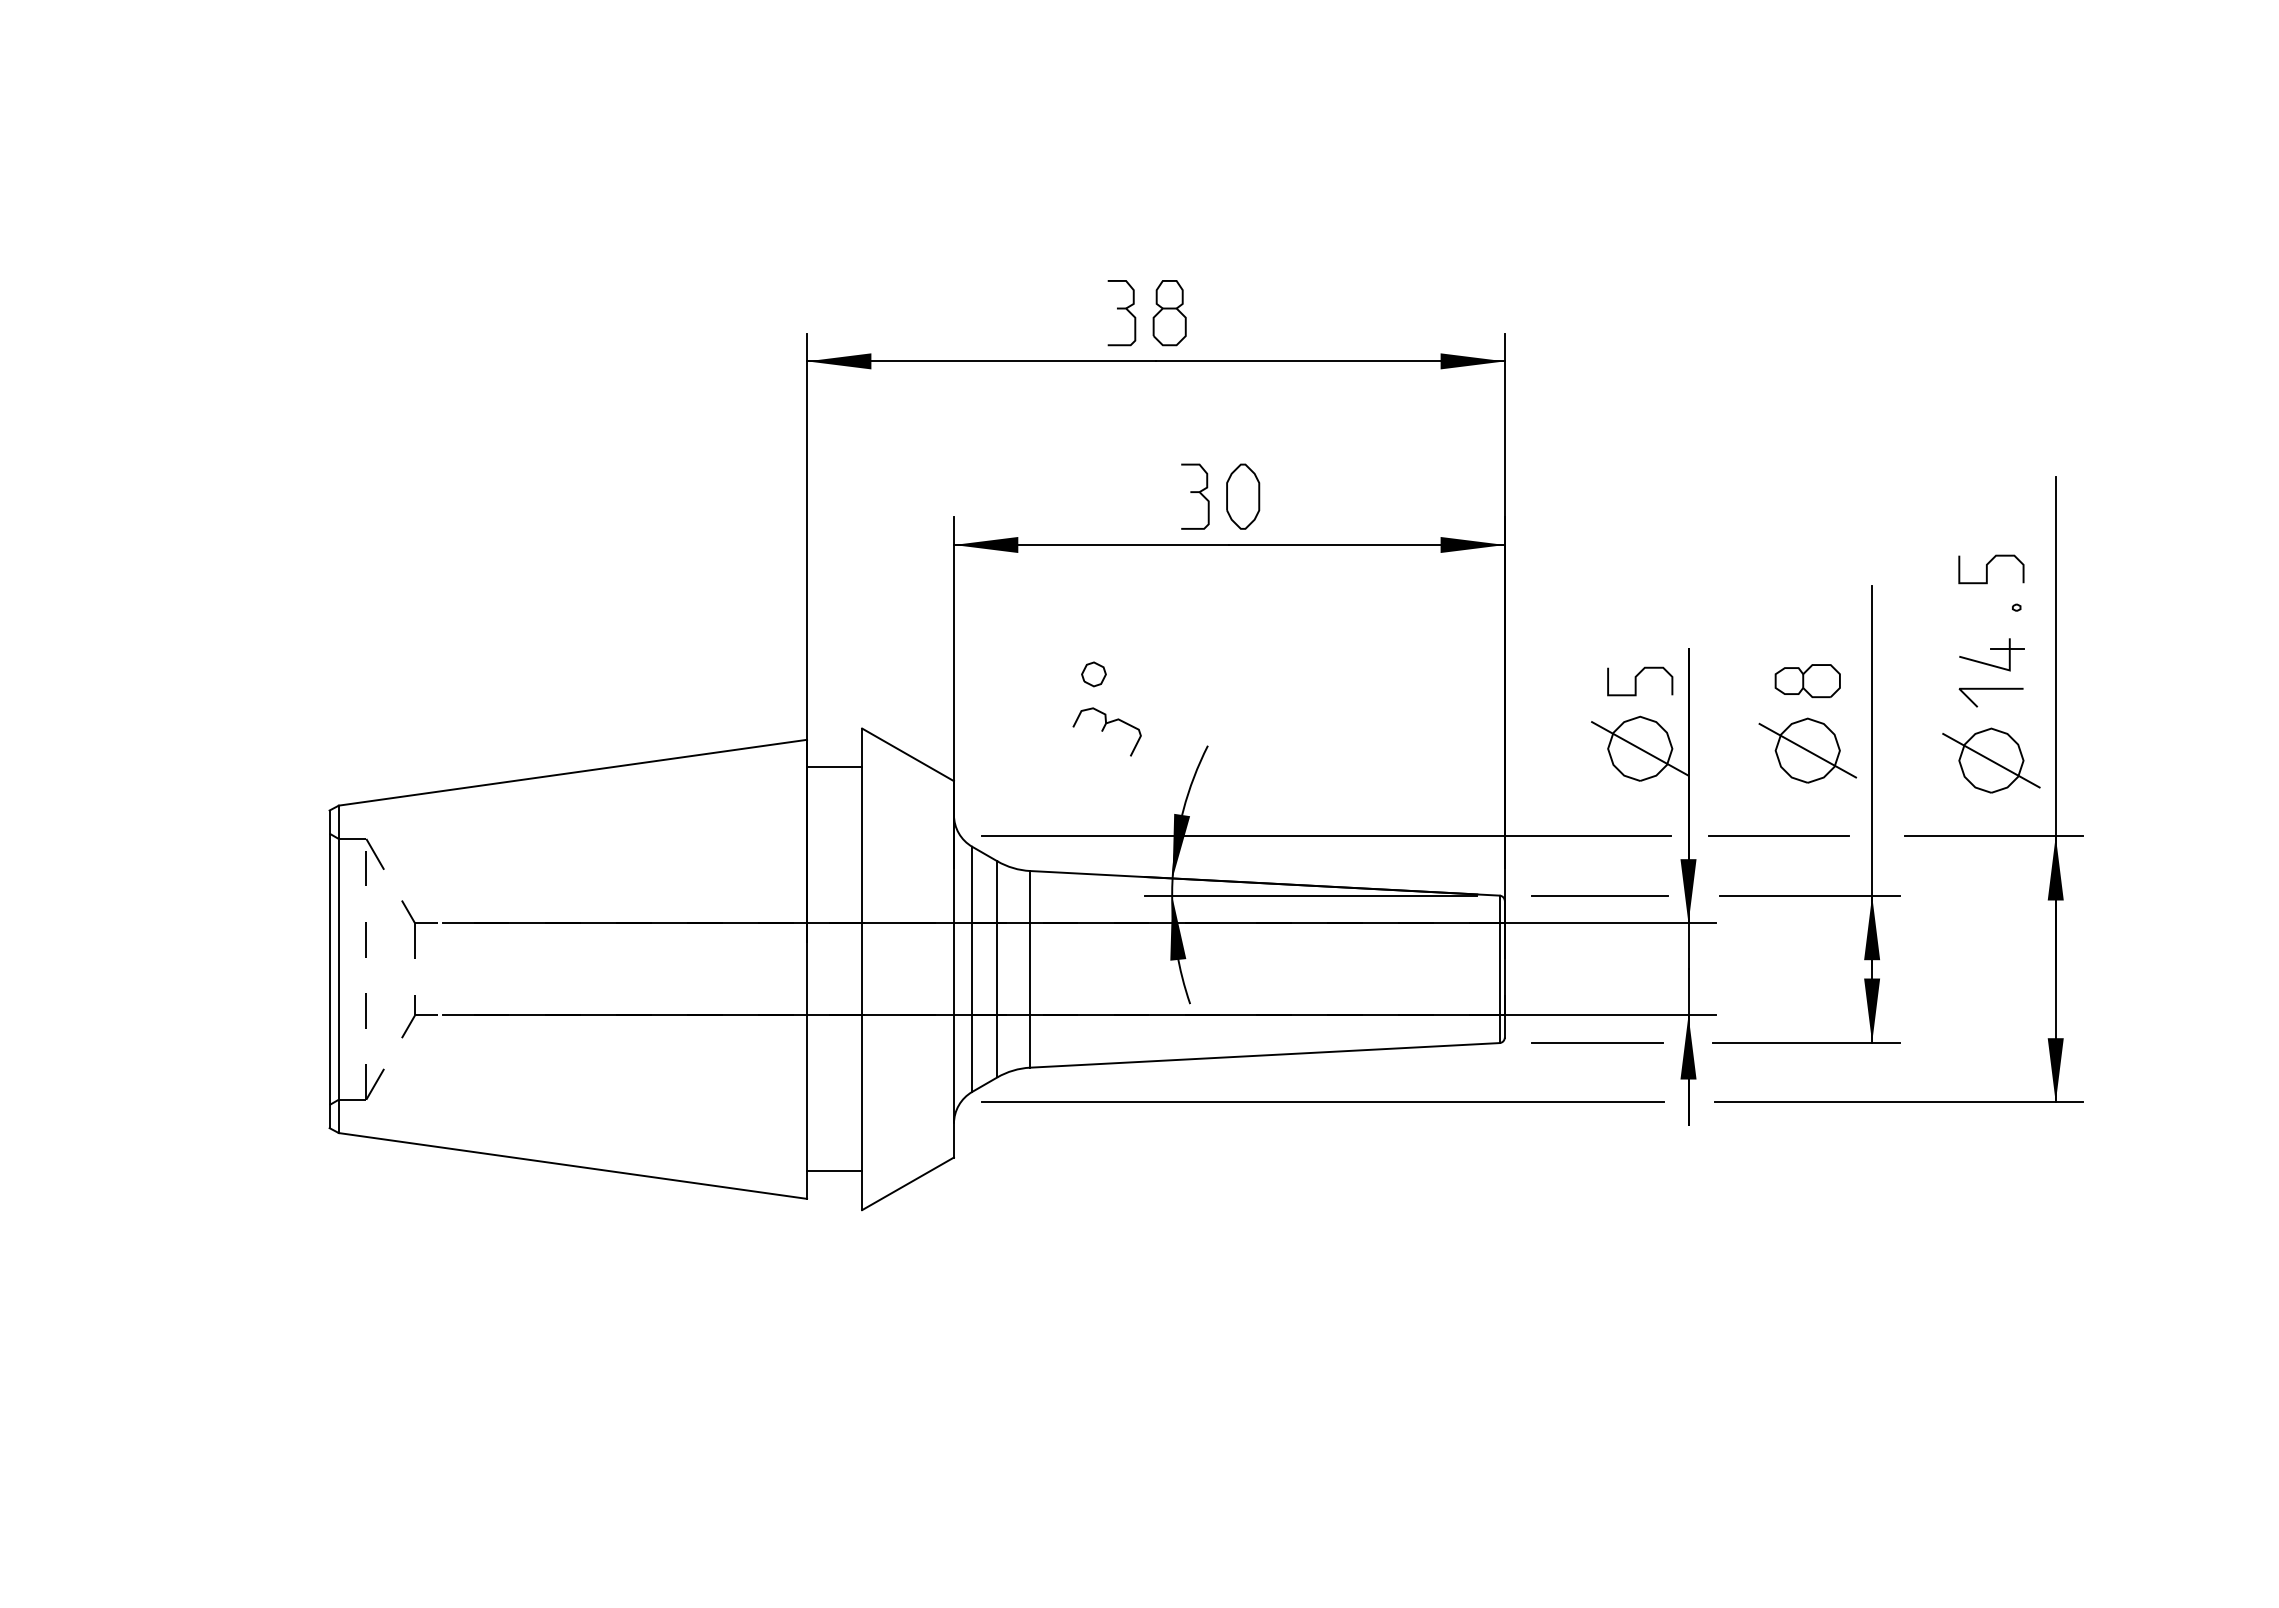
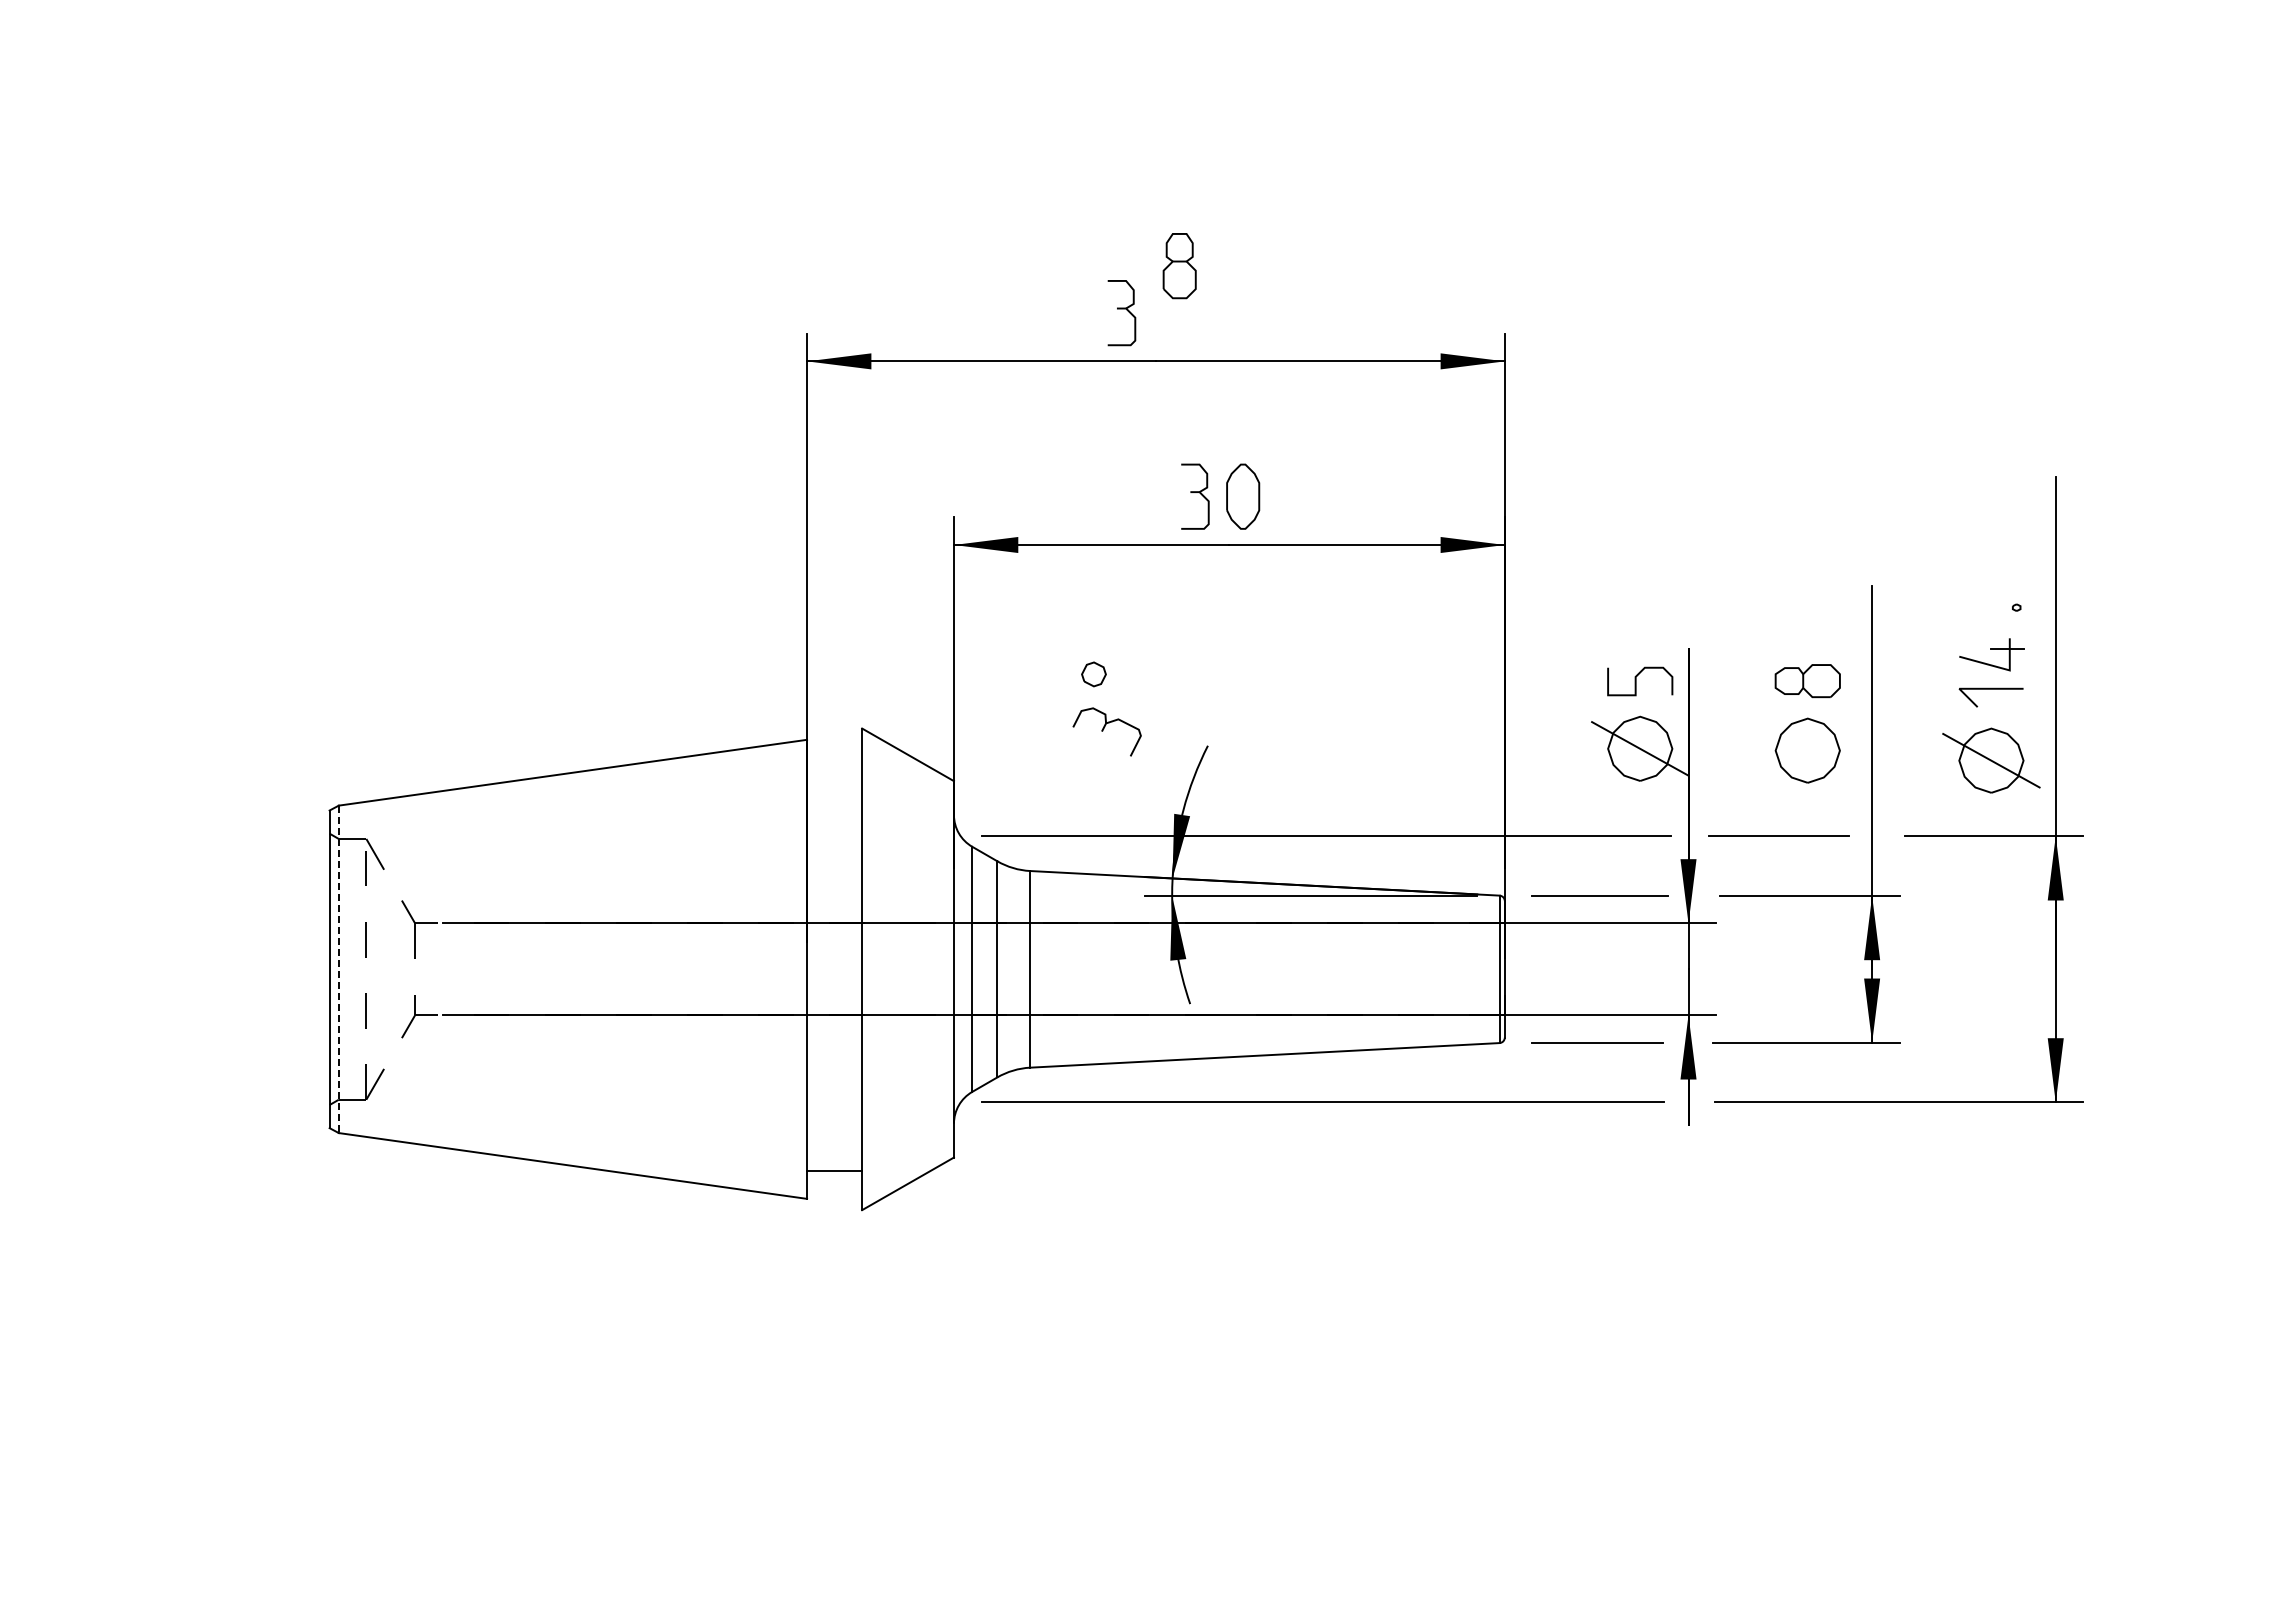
part position: (1169, 313) -> (1179, 266) (1179, 266)
curve: present -> none (1987, 569)
line: present -> none (1807, 750)
line: present -> none (834, 767)
line: solid -> dashed (338, 969)
